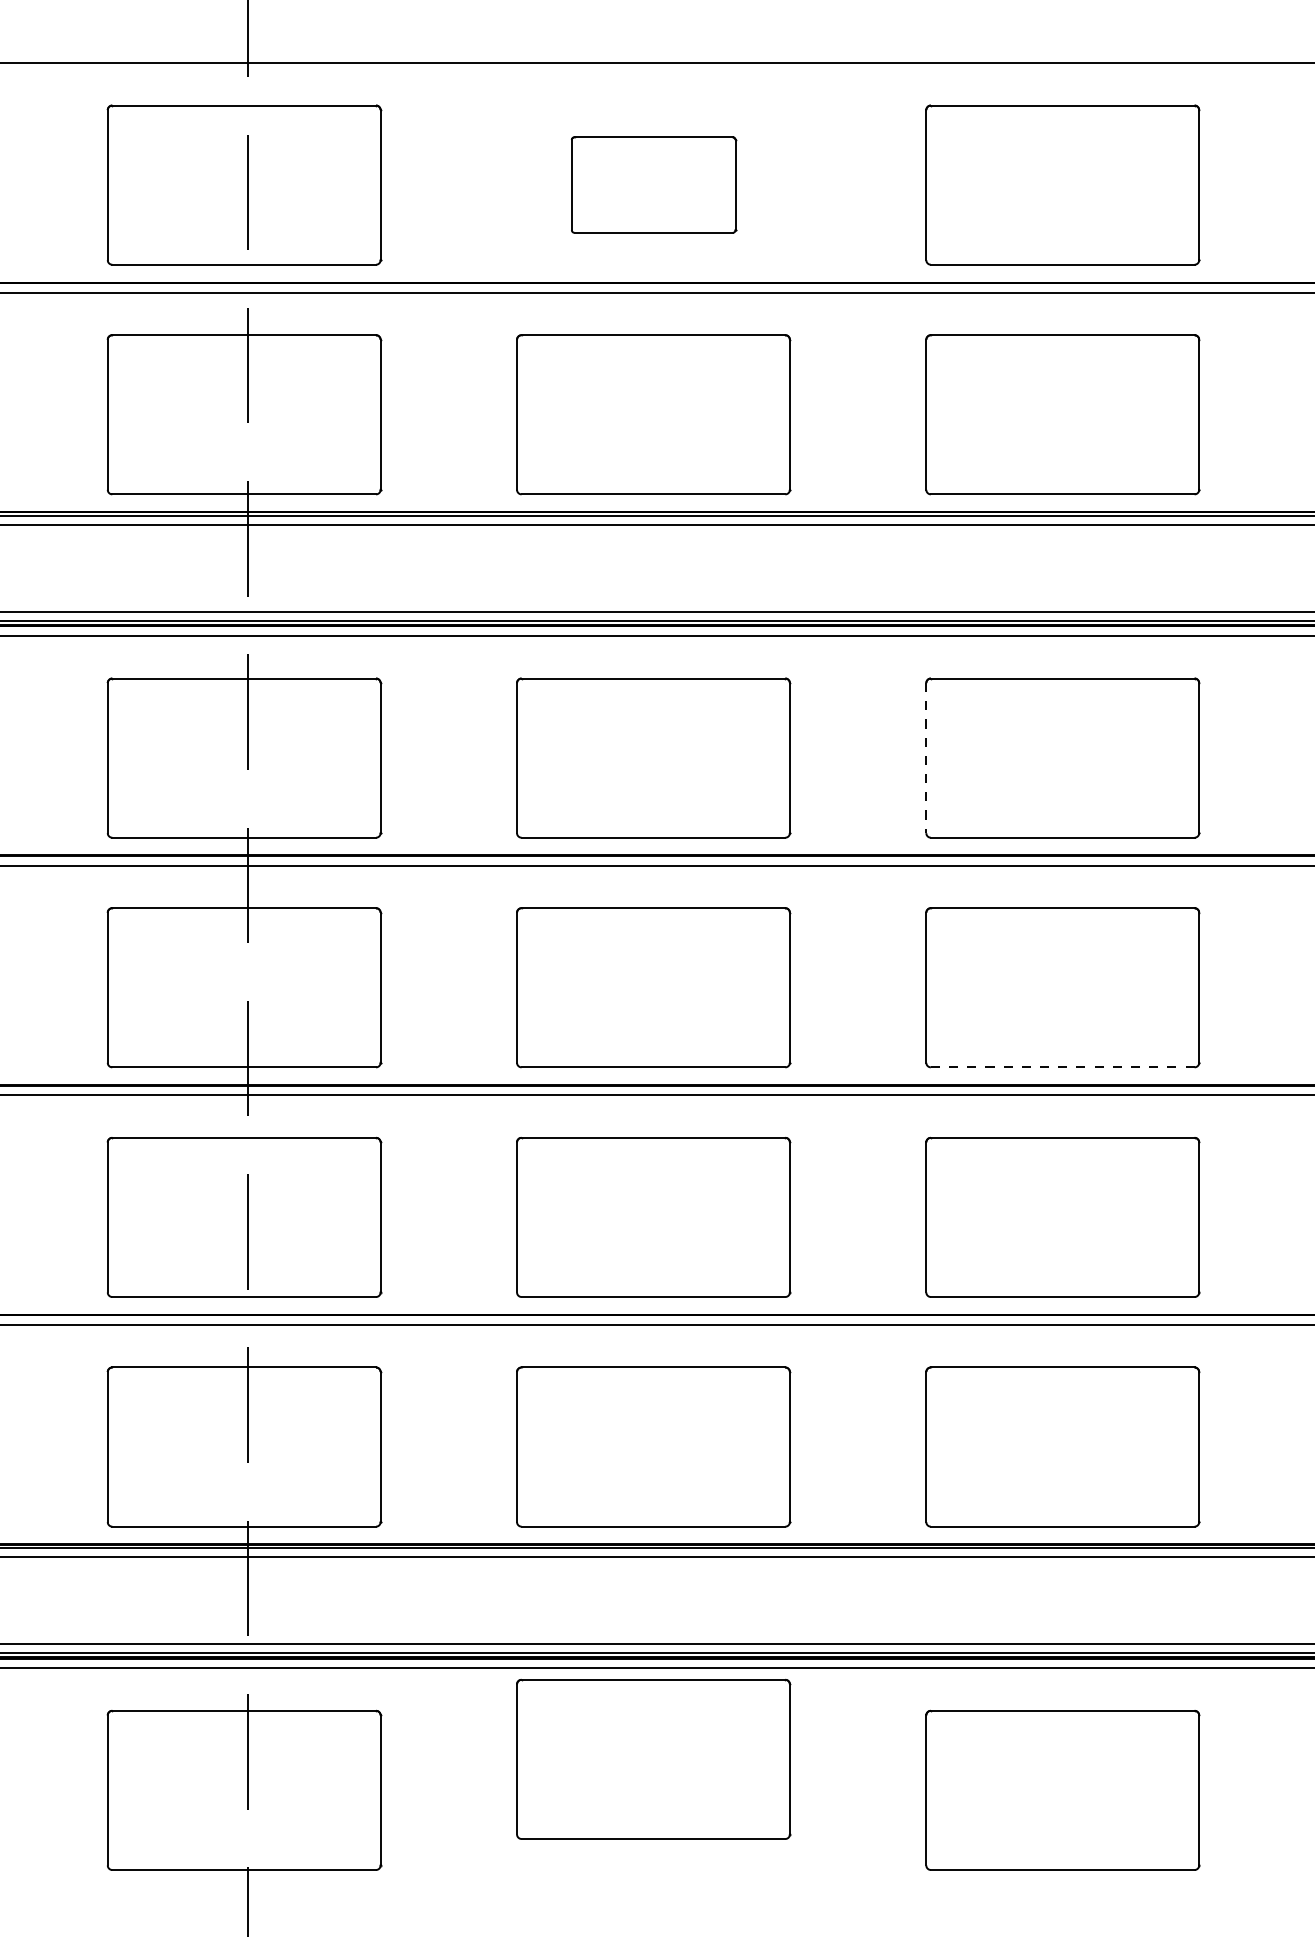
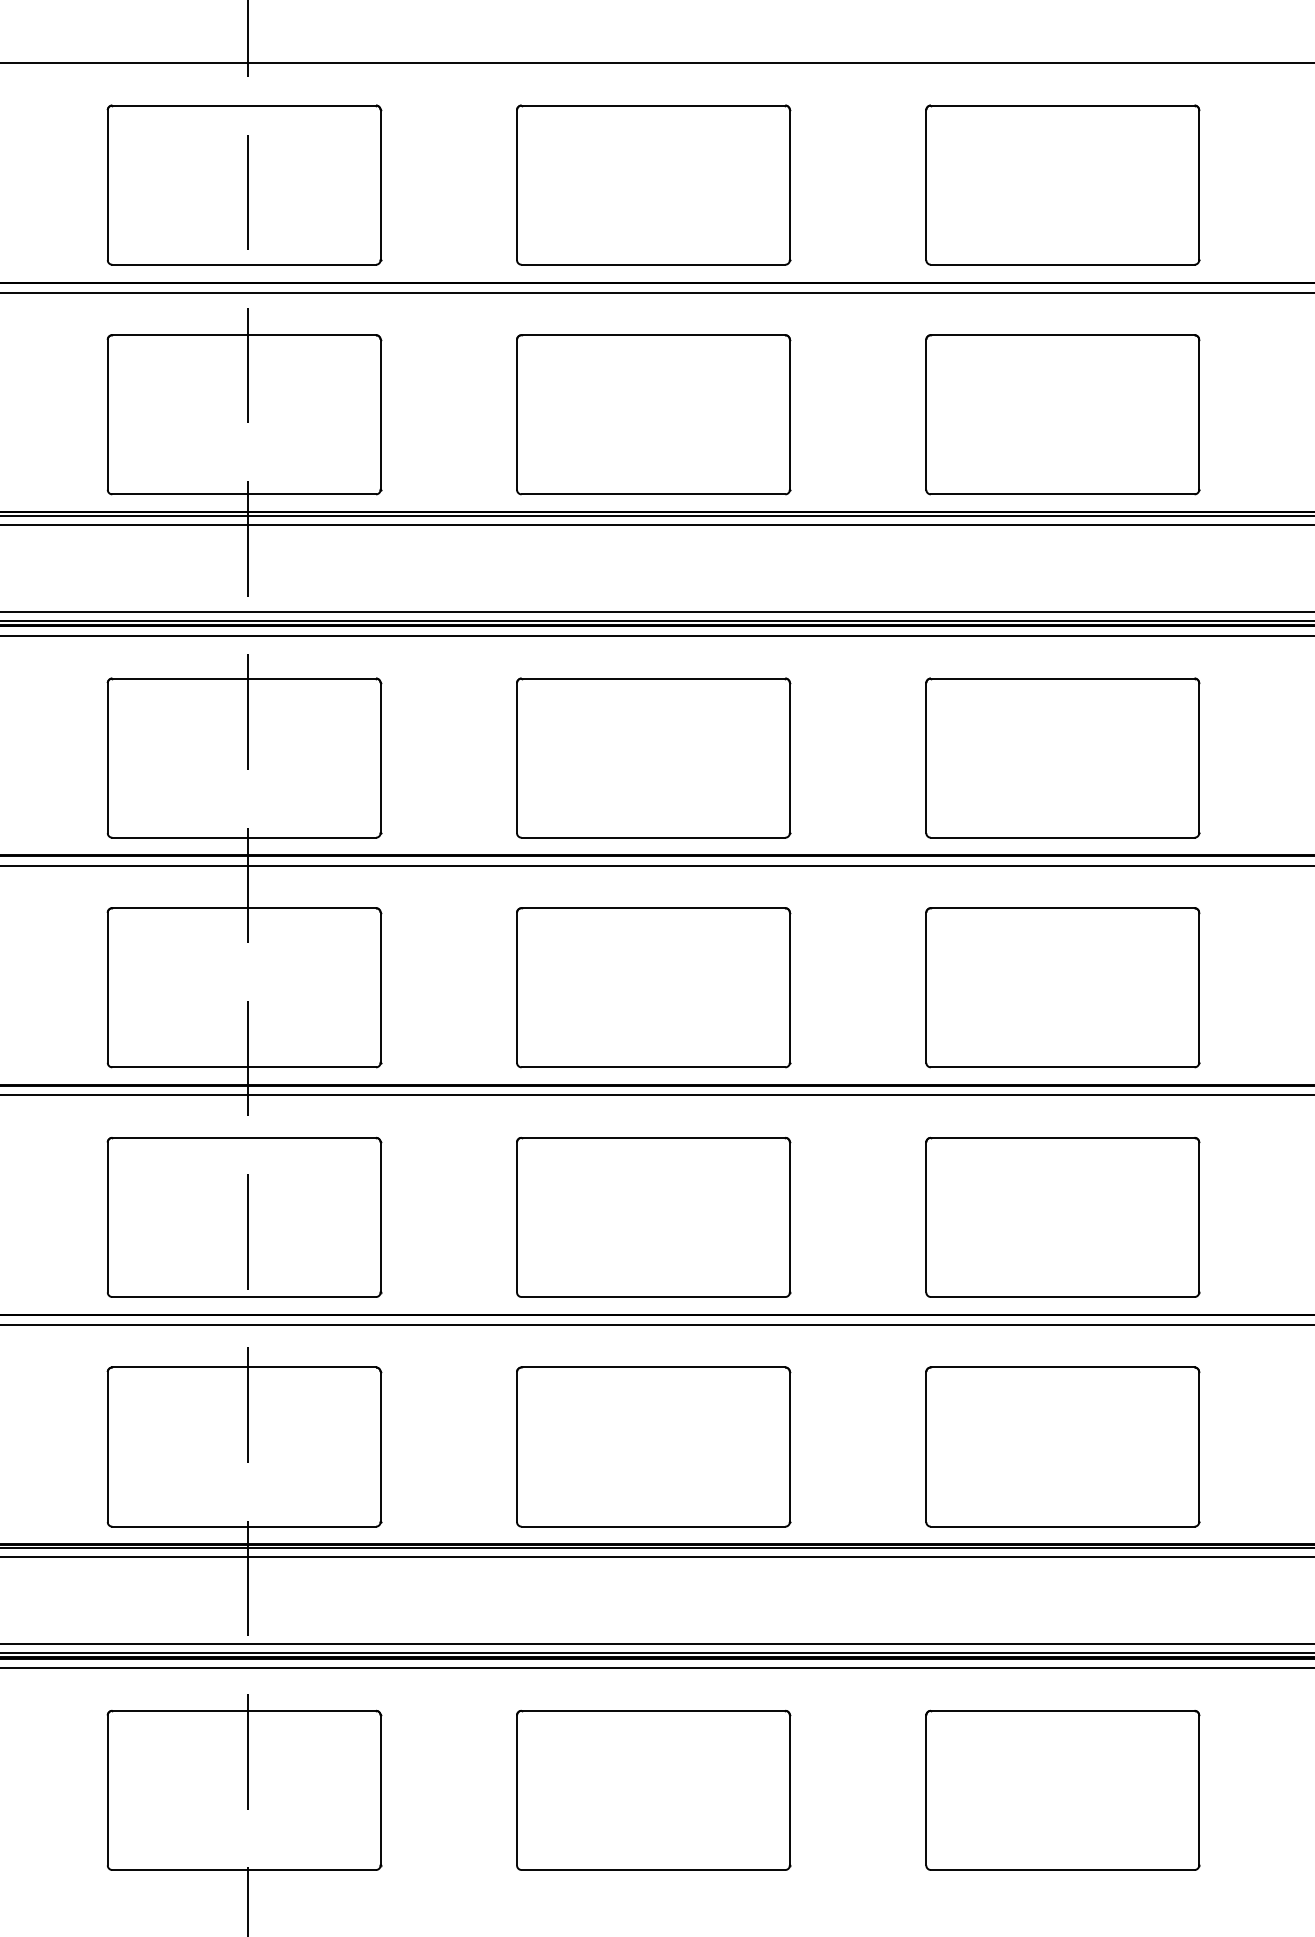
part size: 168x98 px -> 276x162 px (653, 184)
line: dashed -> solid (926, 758)
line: dashed -> solid (1062, 1067)
part position: (653, 1759) -> (653, 1790) (653, 1790)
